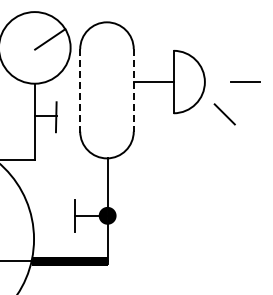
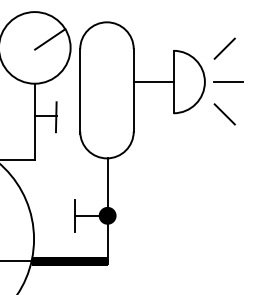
line: none -> present (224, 48)
line position: (245, 81) -> (228, 81) (228, 81)
line: dashed -> solid (133, 90)
line: dashed -> solid (80, 91)
